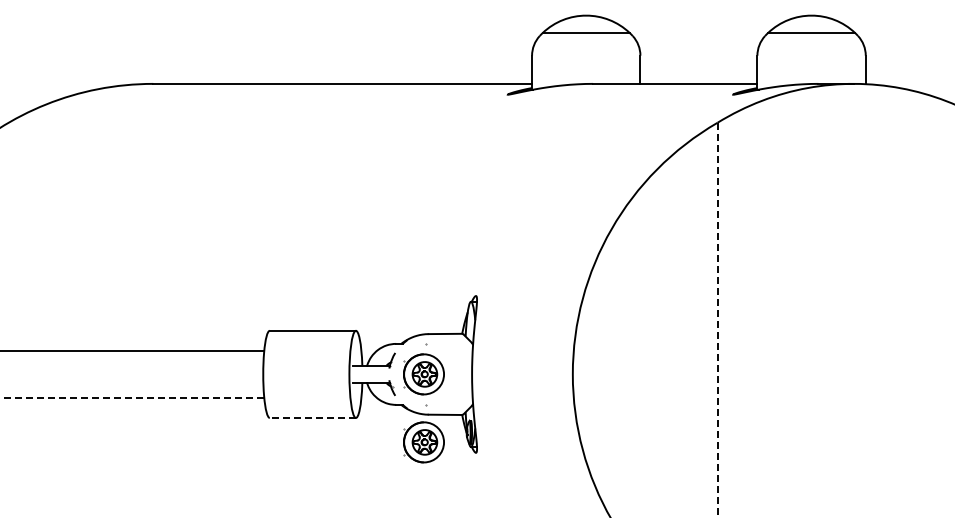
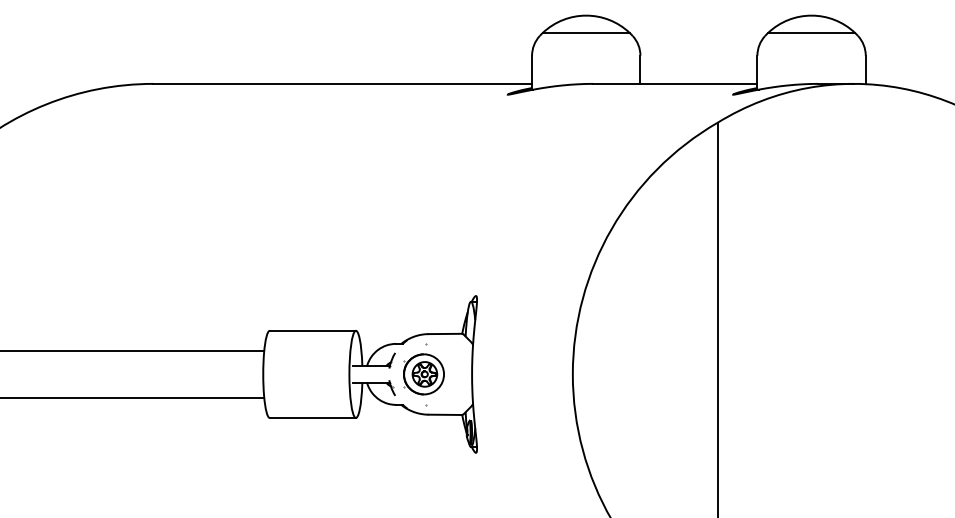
line: dashed -> solid (717, 320)
line: dashed -> solid (132, 397)
line: dashed -> solid (312, 417)
part: present -> none (423, 442)
